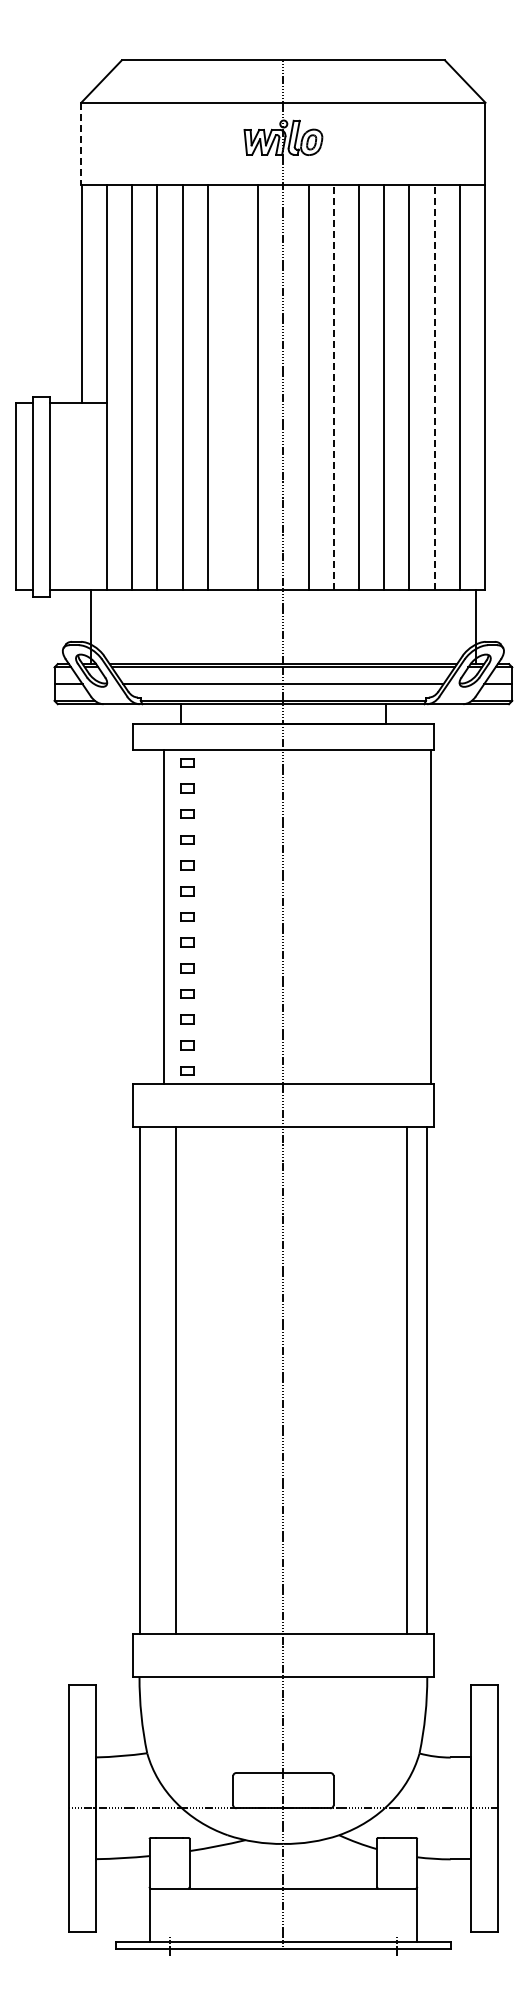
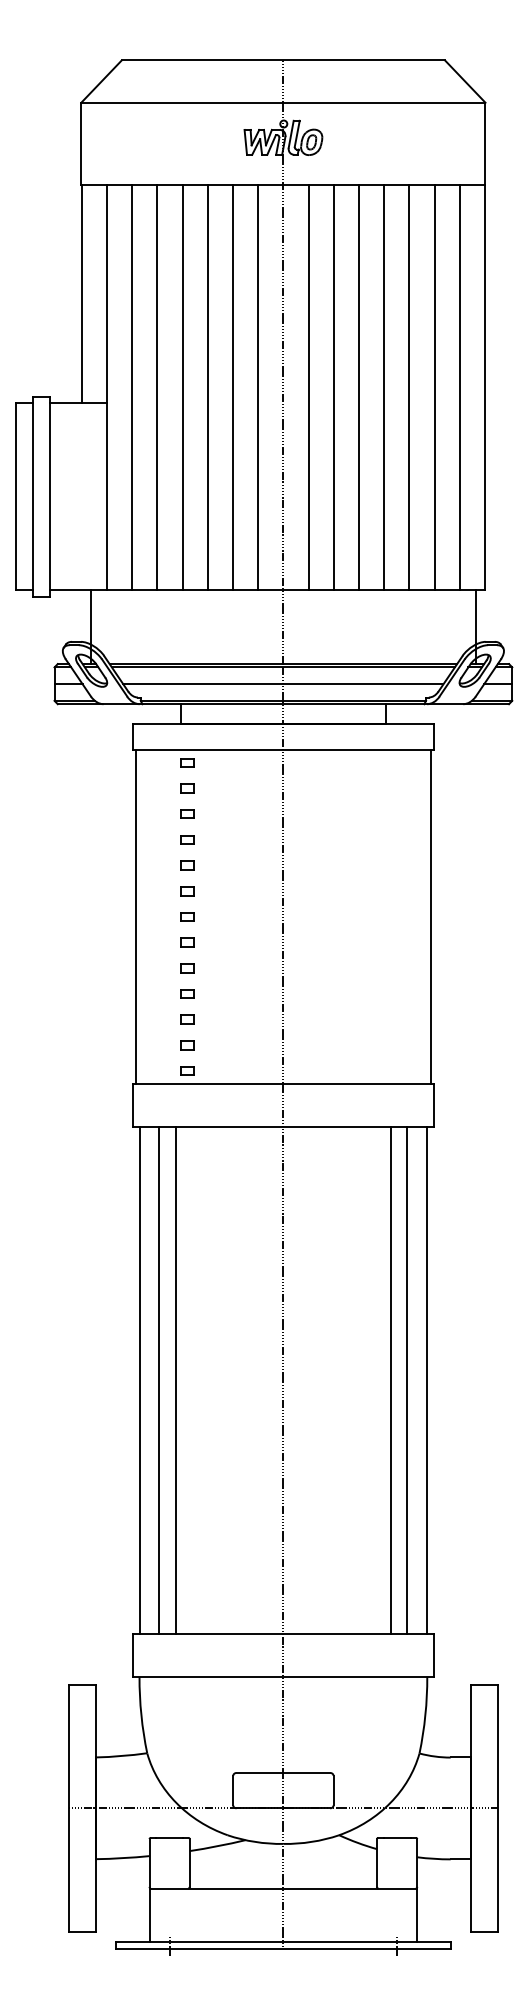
line: dashed -> solid (81, 144)
line: none -> present (233, 387)
line: dashed -> solid (333, 387)
line: dashed -> solid (434, 387)
line position: (164, 916) -> (136, 916) (136, 916)
line: none -> present (159, 1380)
line: none -> present (391, 1380)
